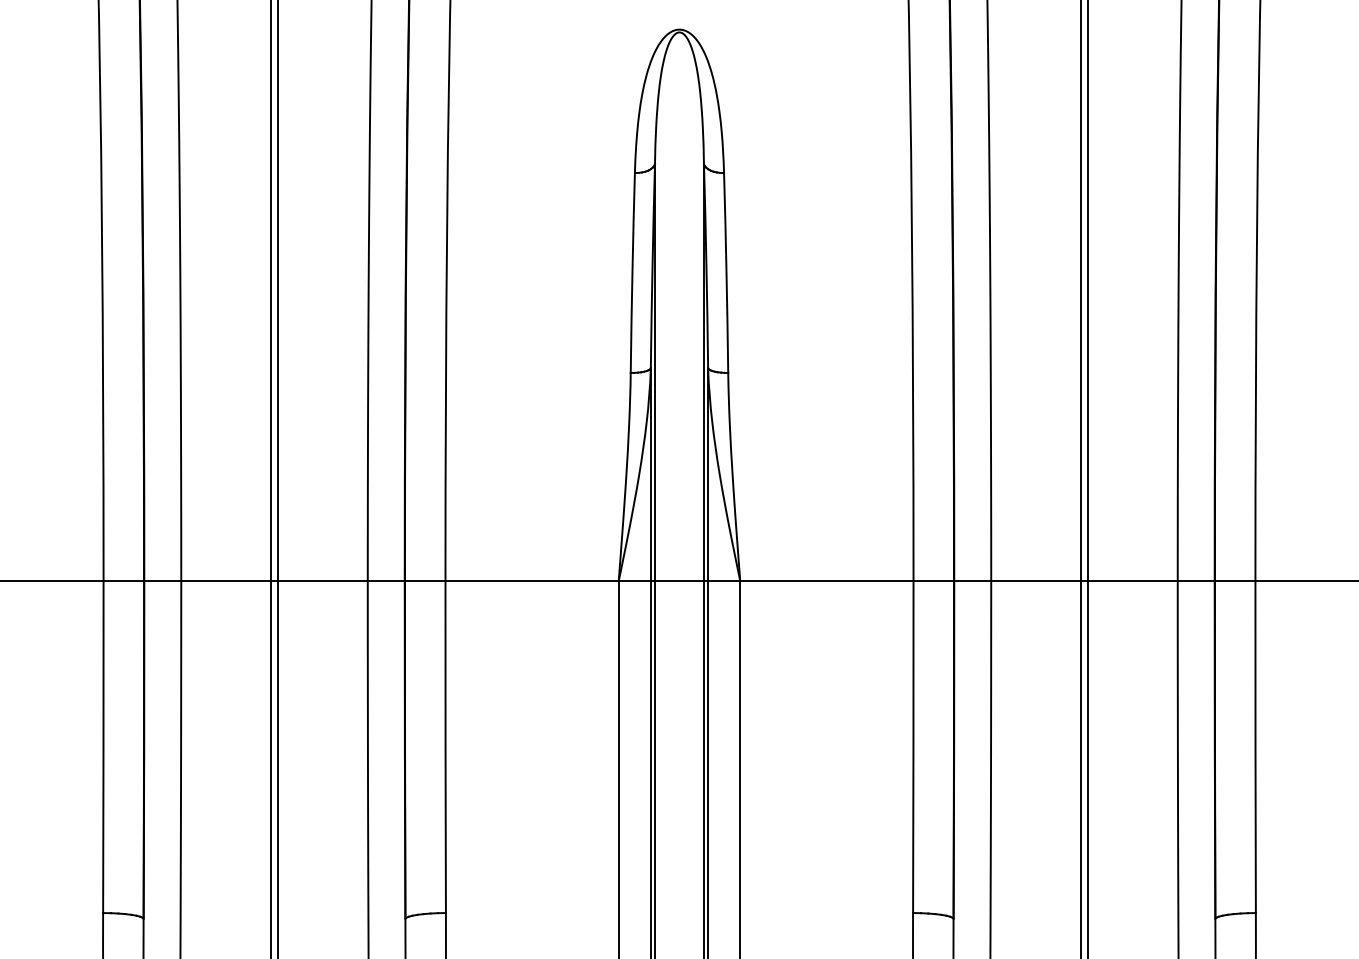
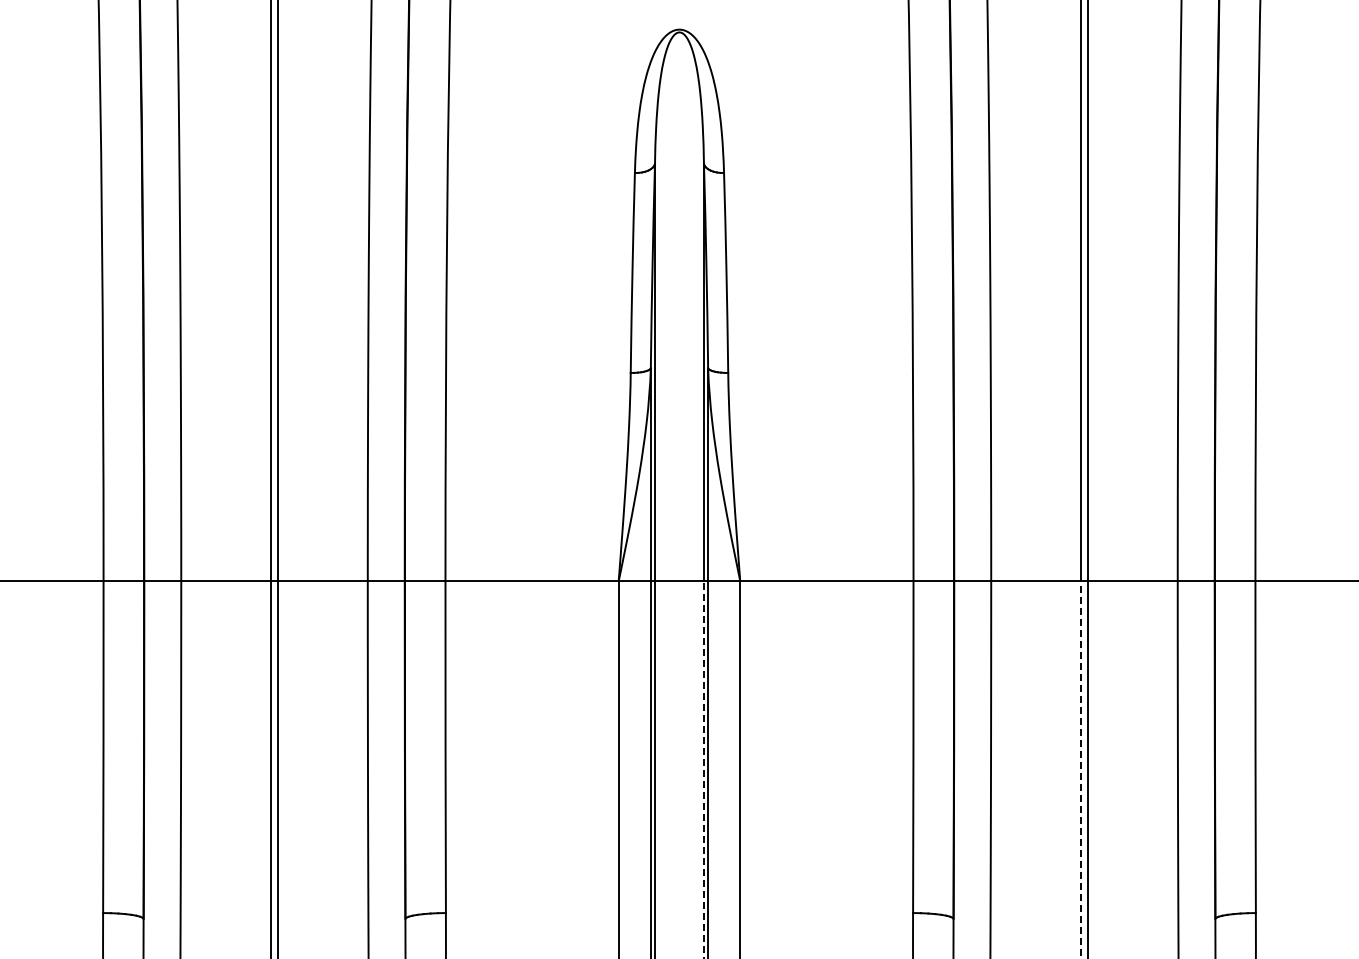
line: solid -> dashed (703, 769)
line: solid -> dashed (1080, 769)
